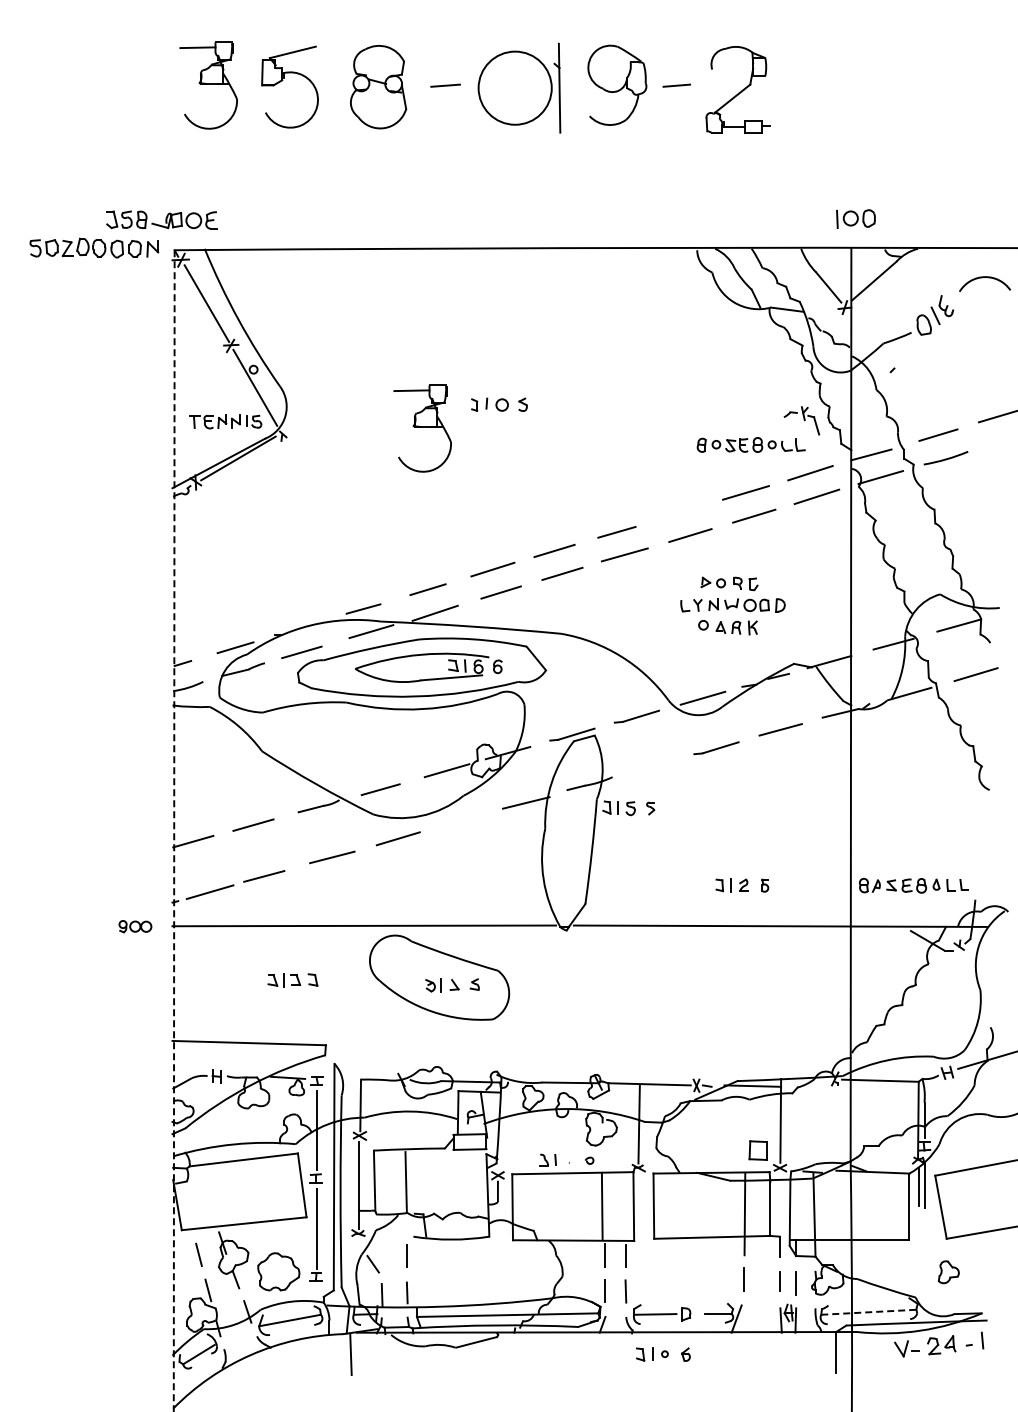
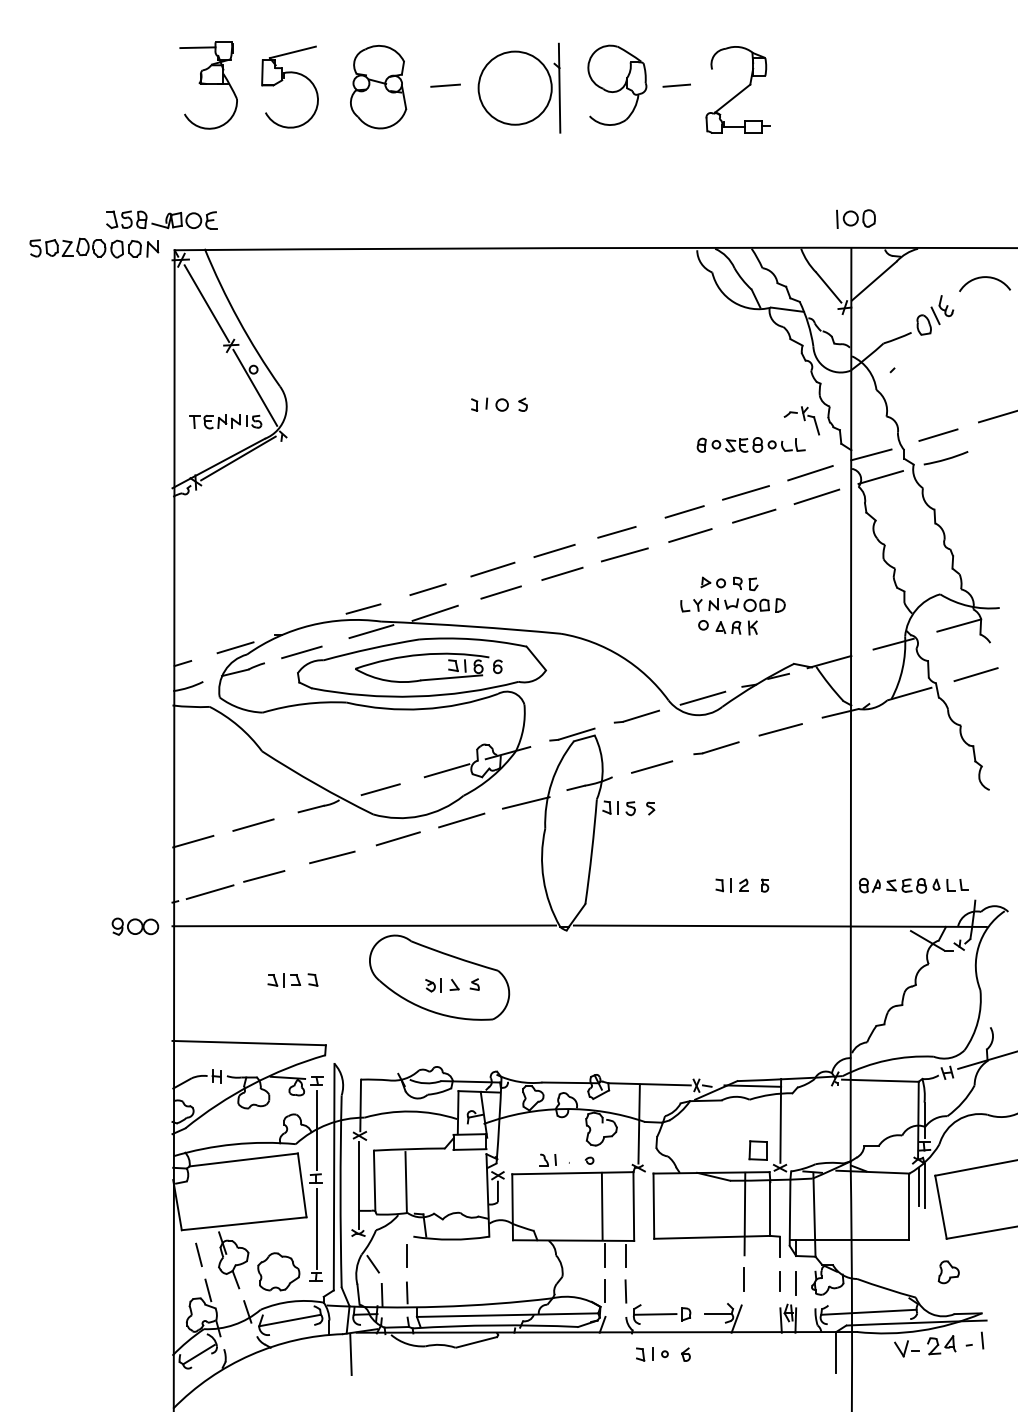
part: present -> none (422, 428)
line: none -> present (684, 511)
line: none -> present (652, 766)
line: none -> present (461, 820)
line: dashed -> solid (174, 830)
part size: 35x14 px -> 49x19 px (135, 926)
line: dashed -> solid (868, 1312)
